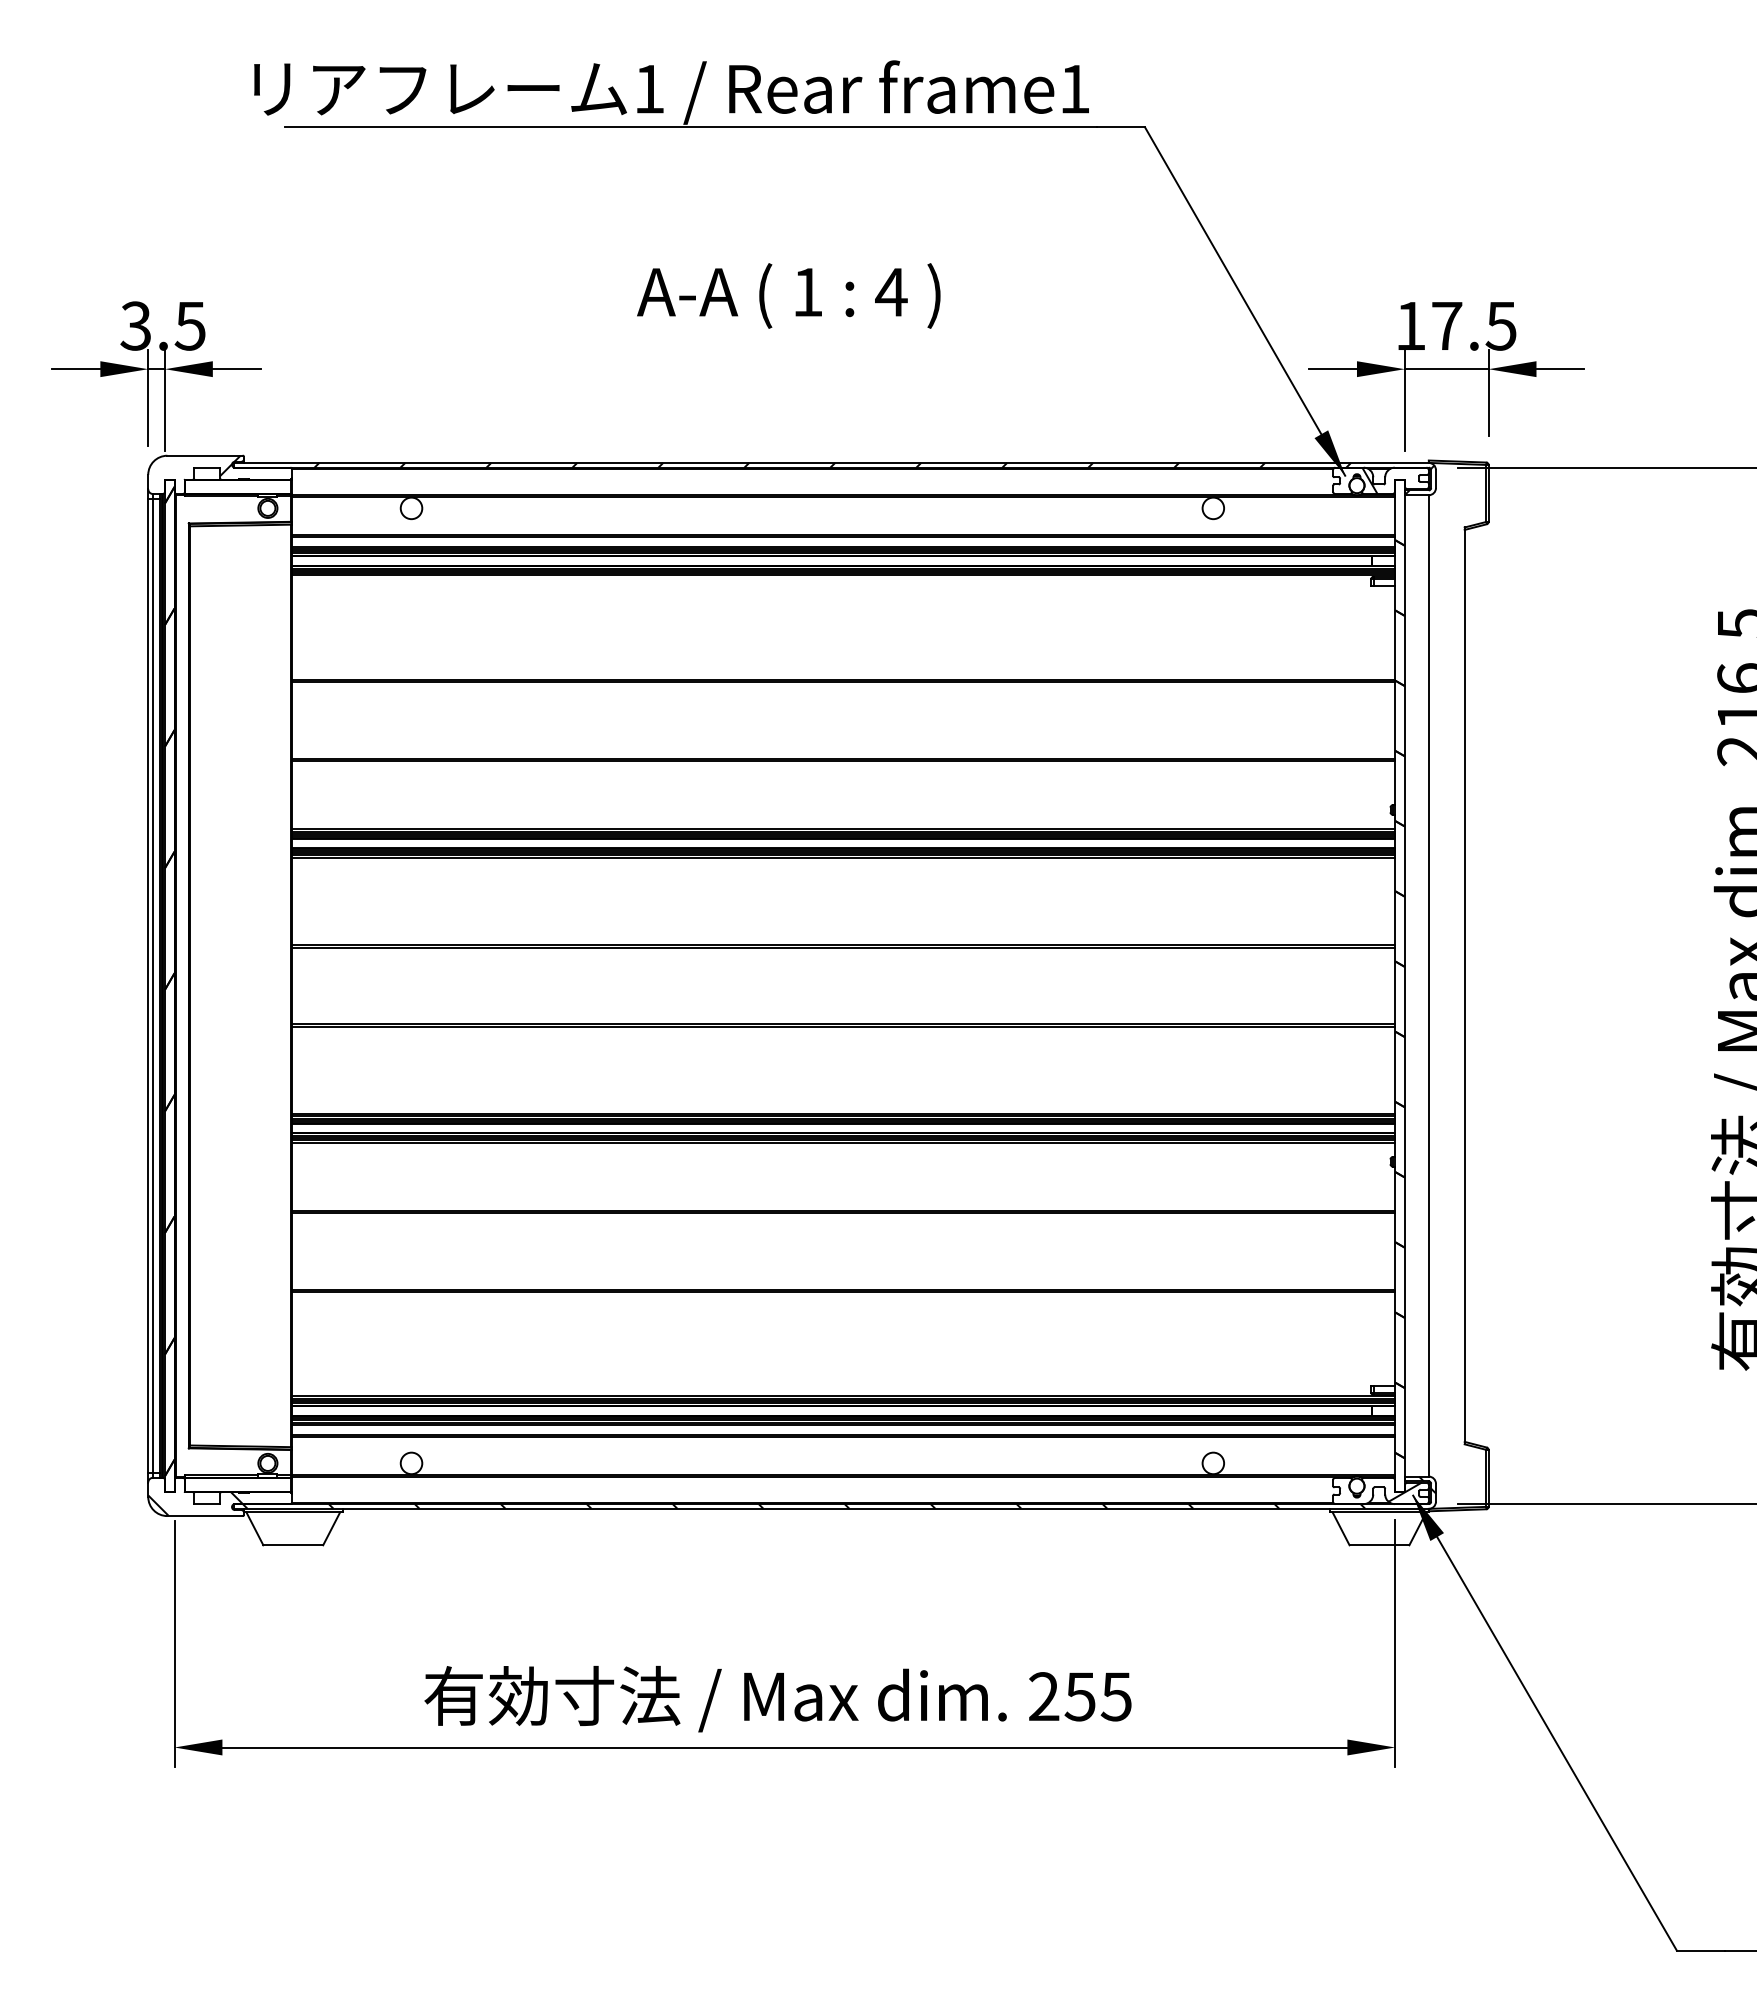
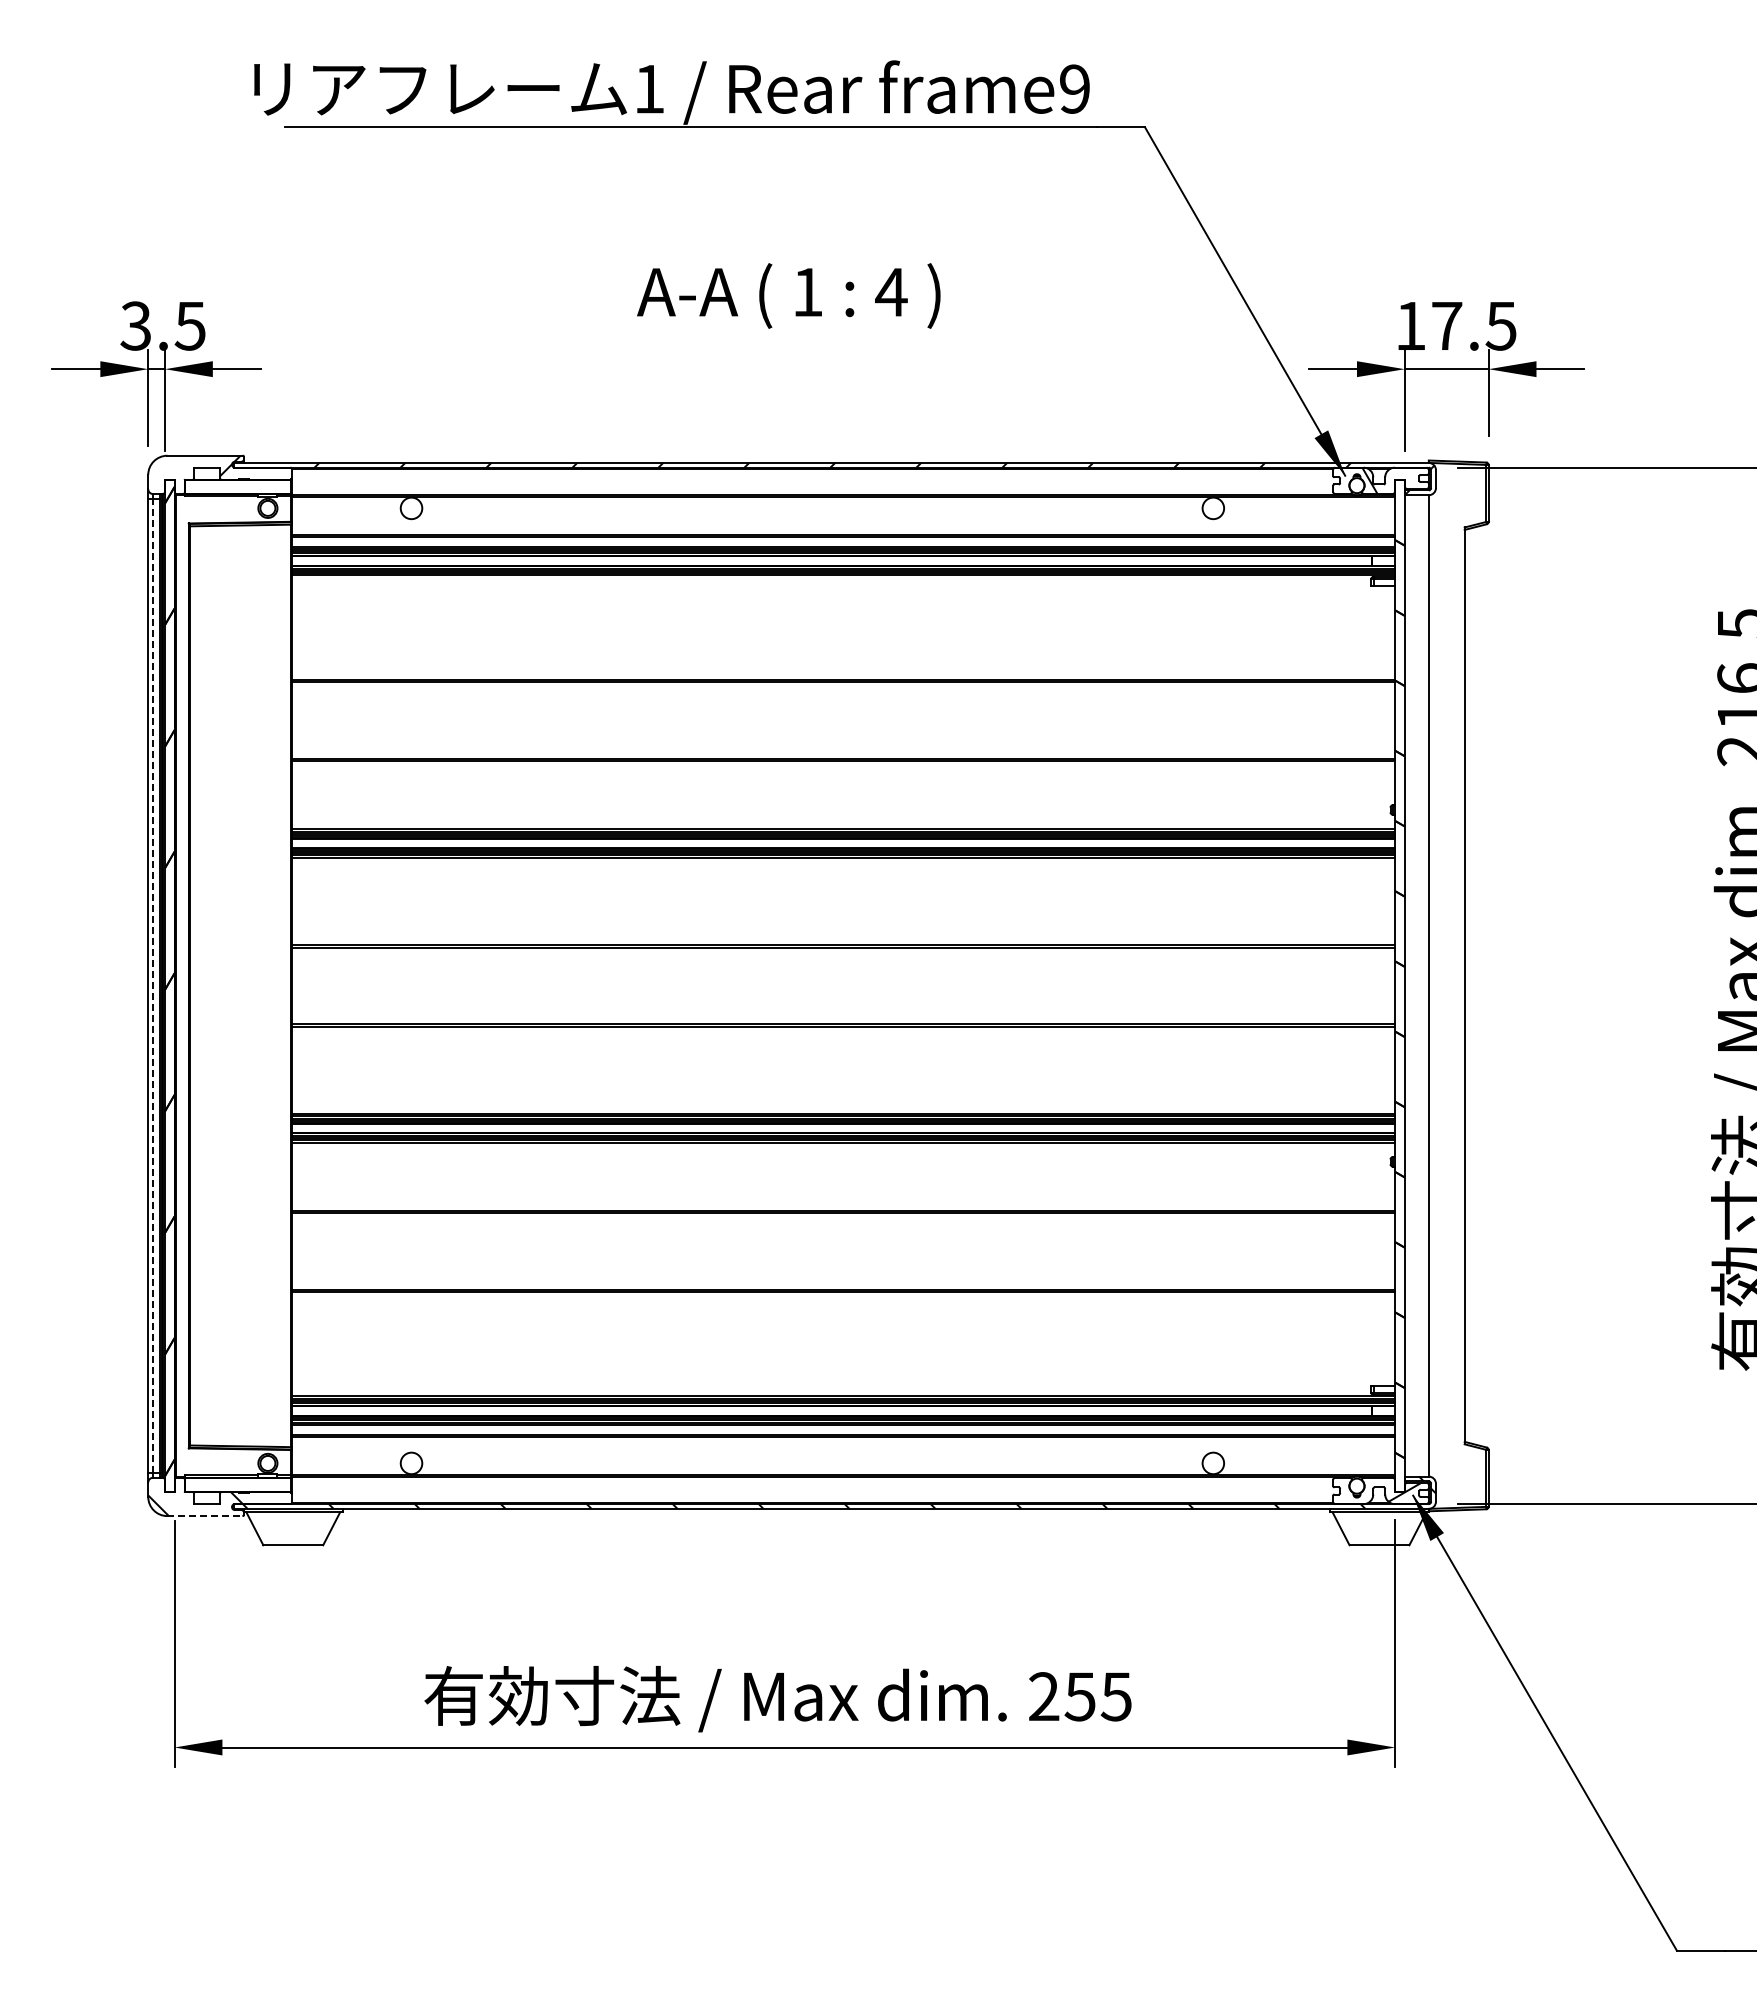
text: frame1 -> frame9 (1074, 88)
line: solid -> dashed (153, 985)
line: solid -> dashed (204, 1516)
